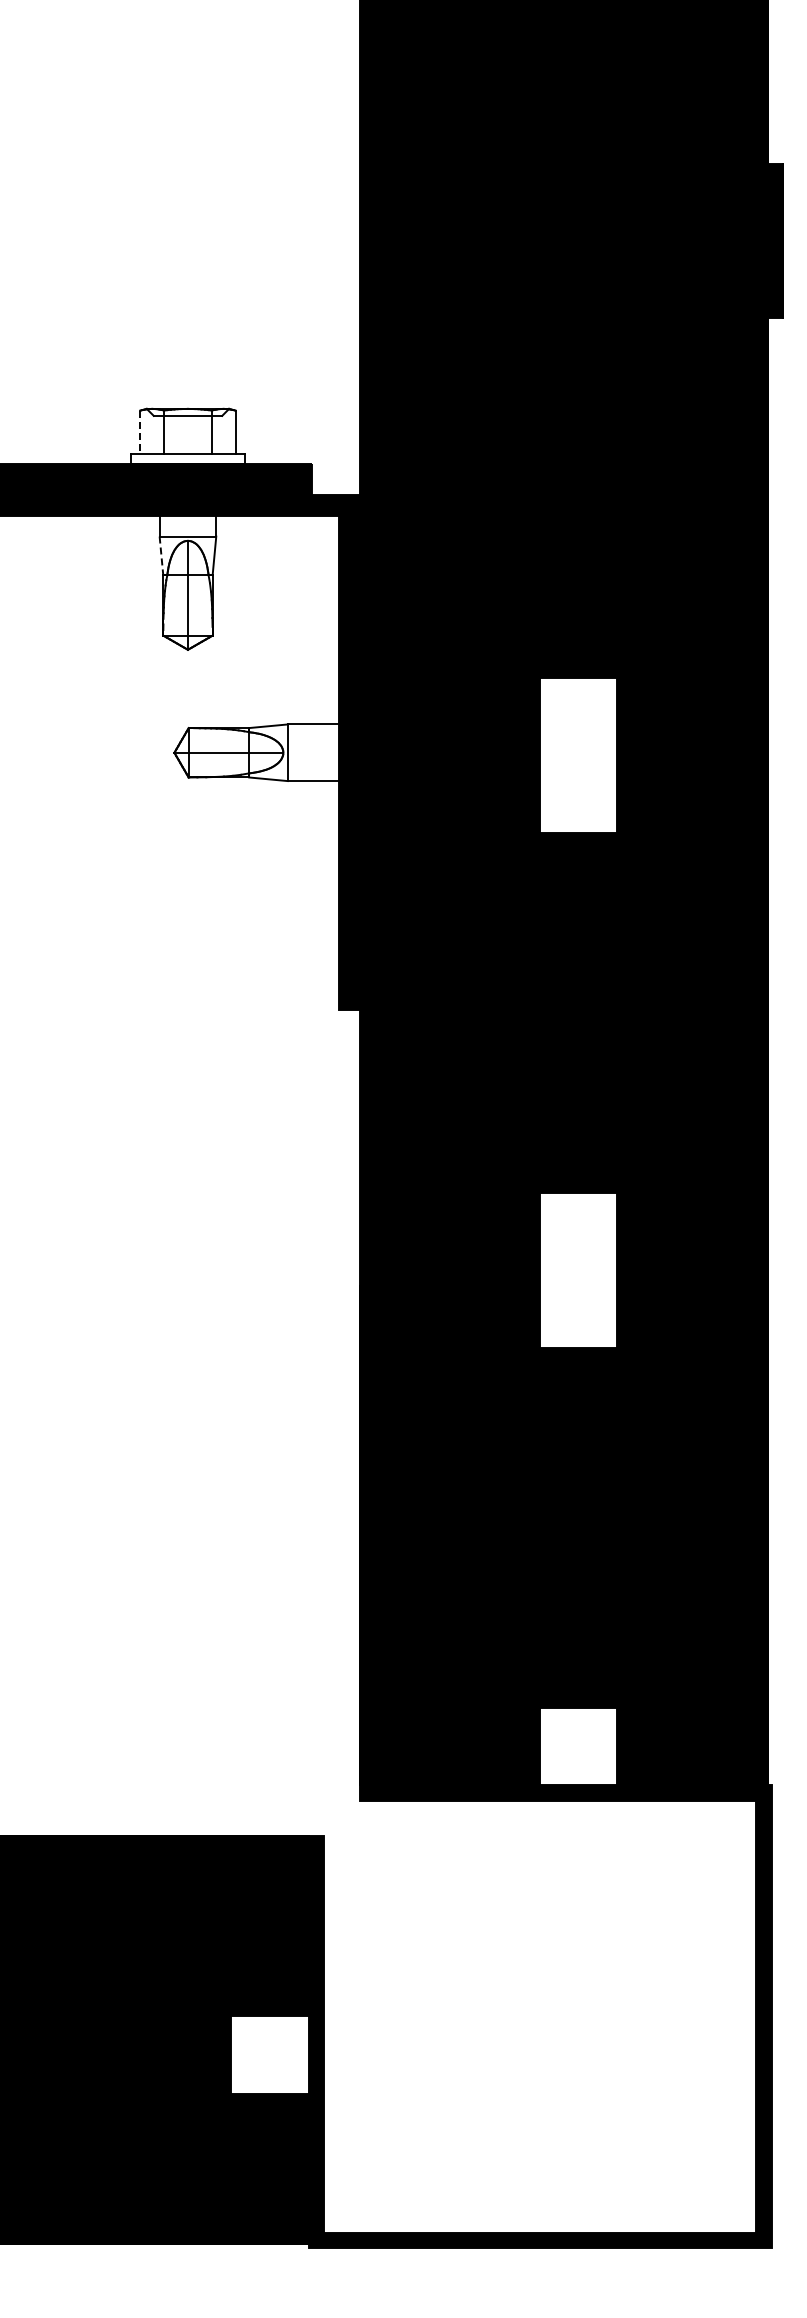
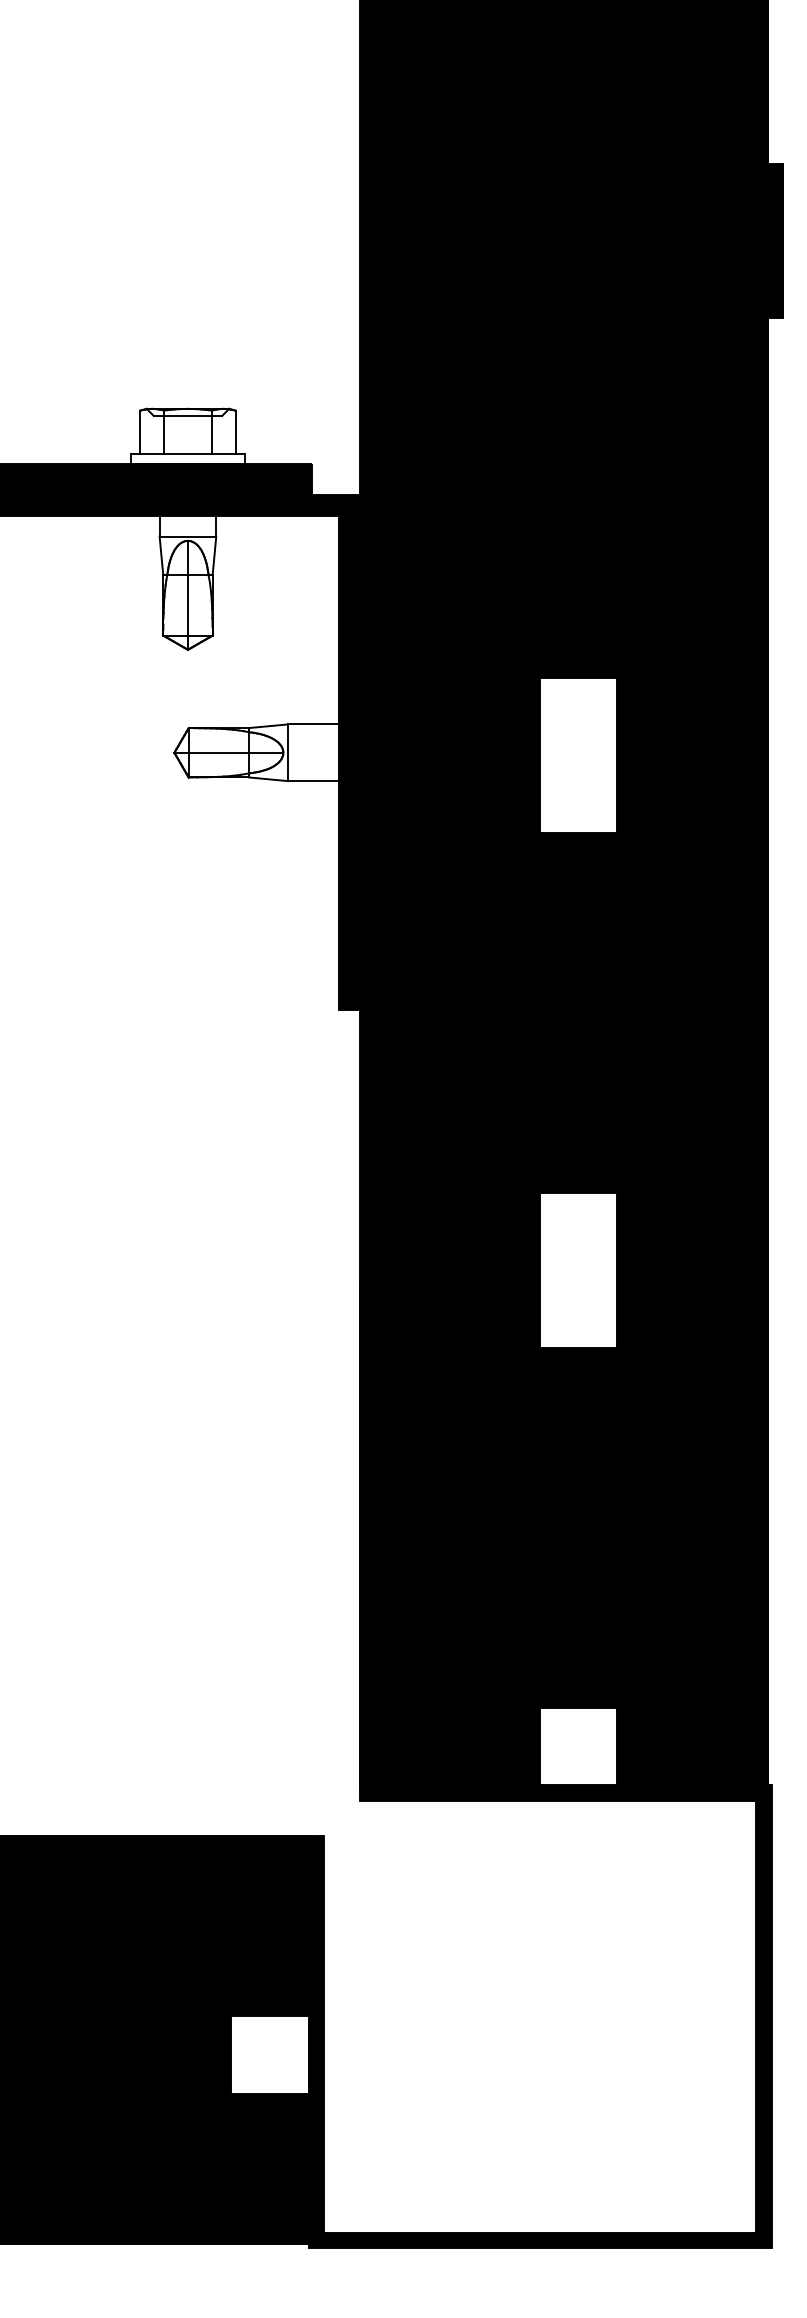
line: dashed -> solid (140, 432)
line: dashed -> solid (161, 556)
